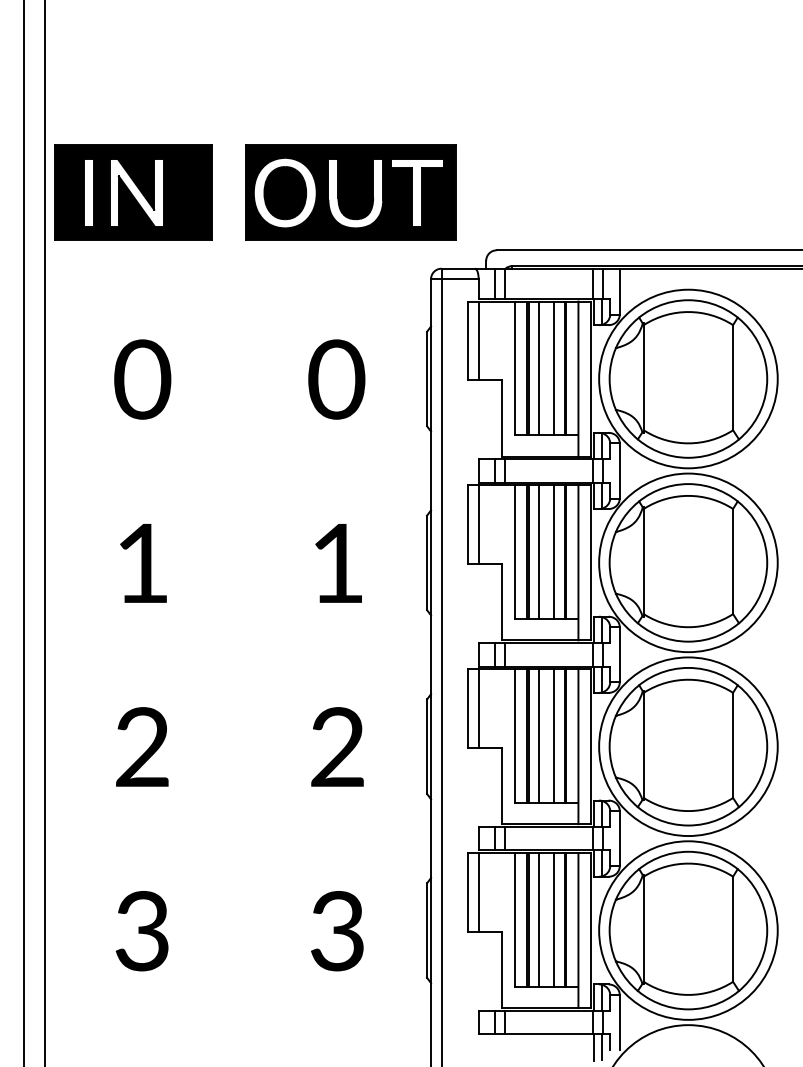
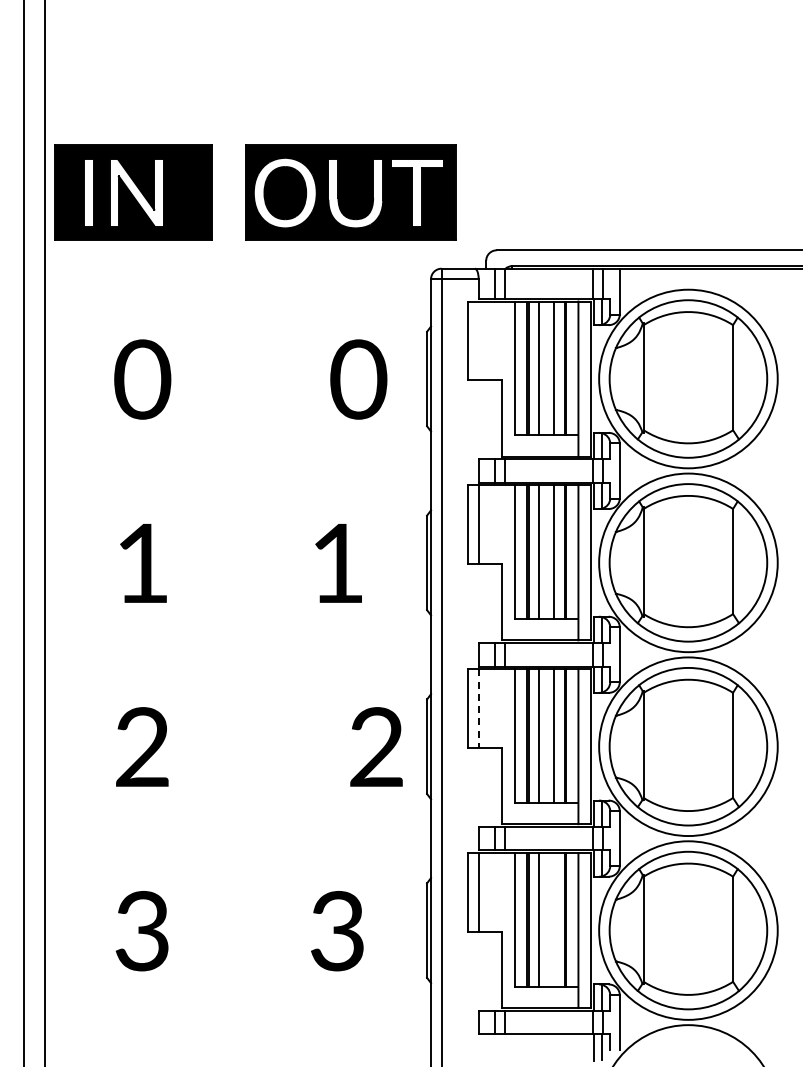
line: present -> none (478, 340)
text position: (336, 379) -> (358, 379) (358, 379)
line: solid -> dashed (478, 709)
text position: (337, 746) -> (376, 746) (376, 746)
line: present -> none (554, 920)
